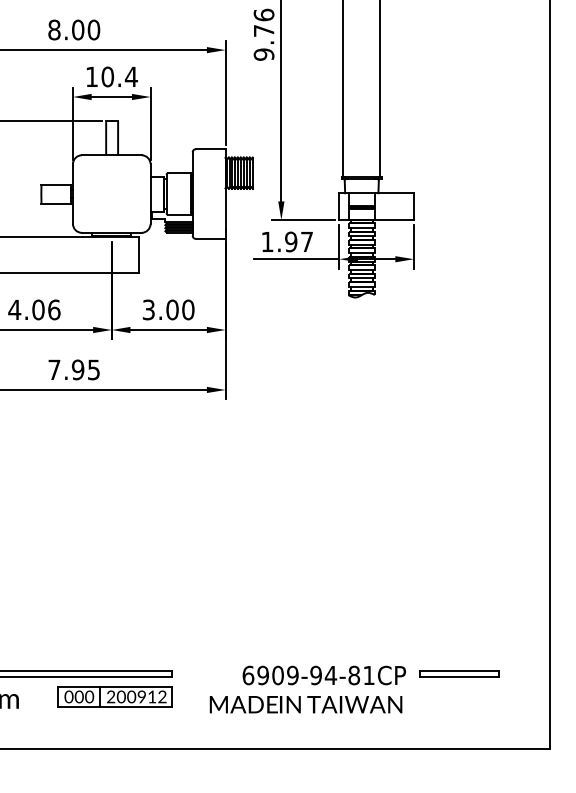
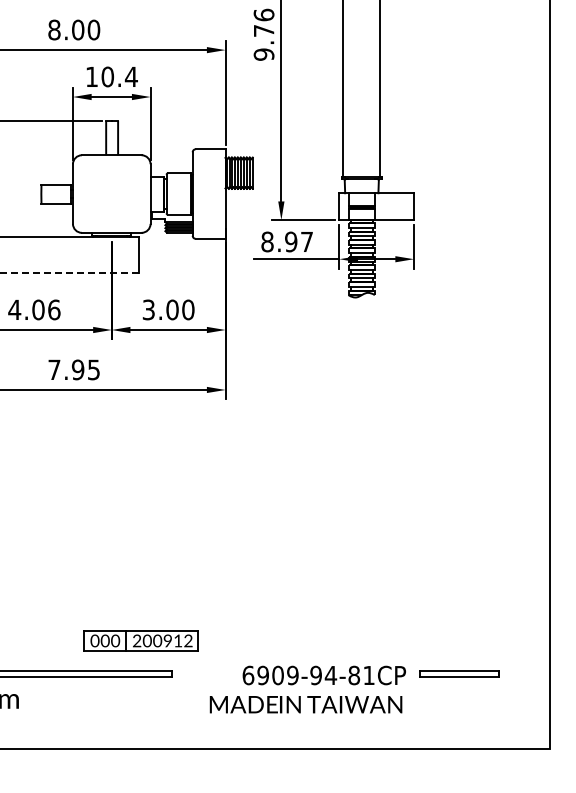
text: 1.97 -> 8.97 (267, 241)
line: solid -> dashed (69, 272)
part position: (114, 696) -> (140, 640) (140, 640)
